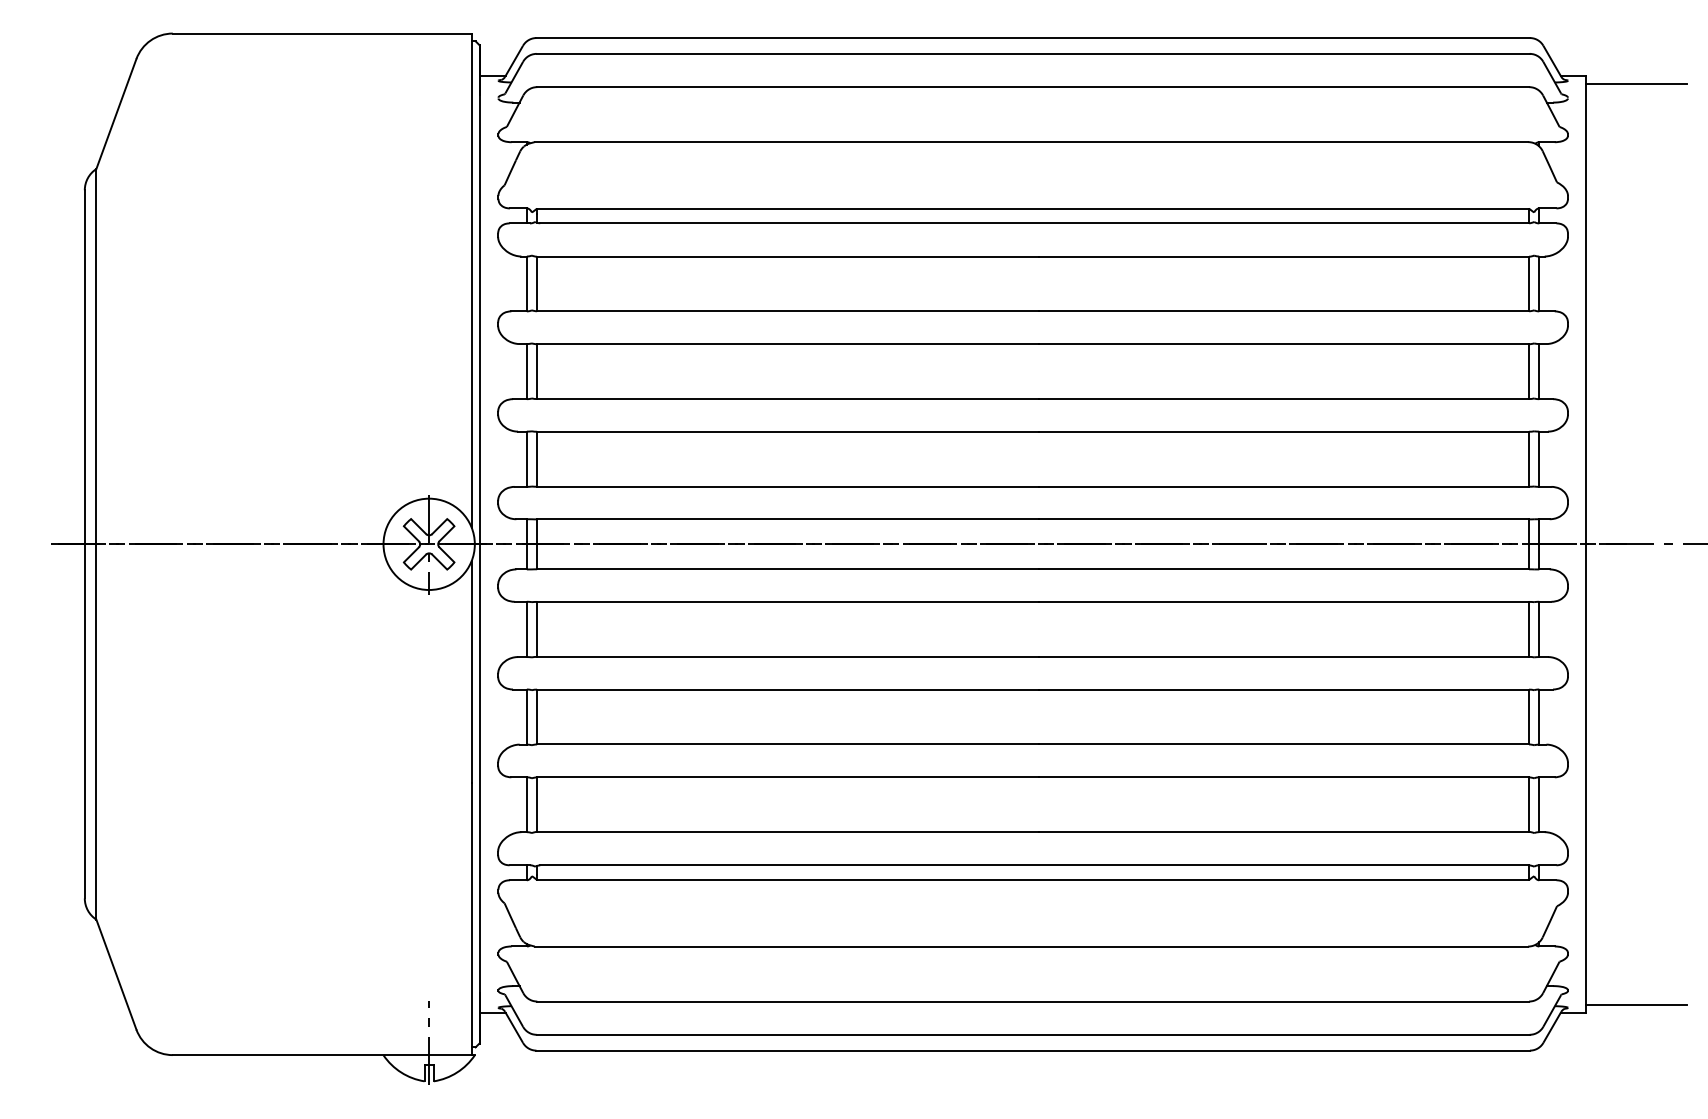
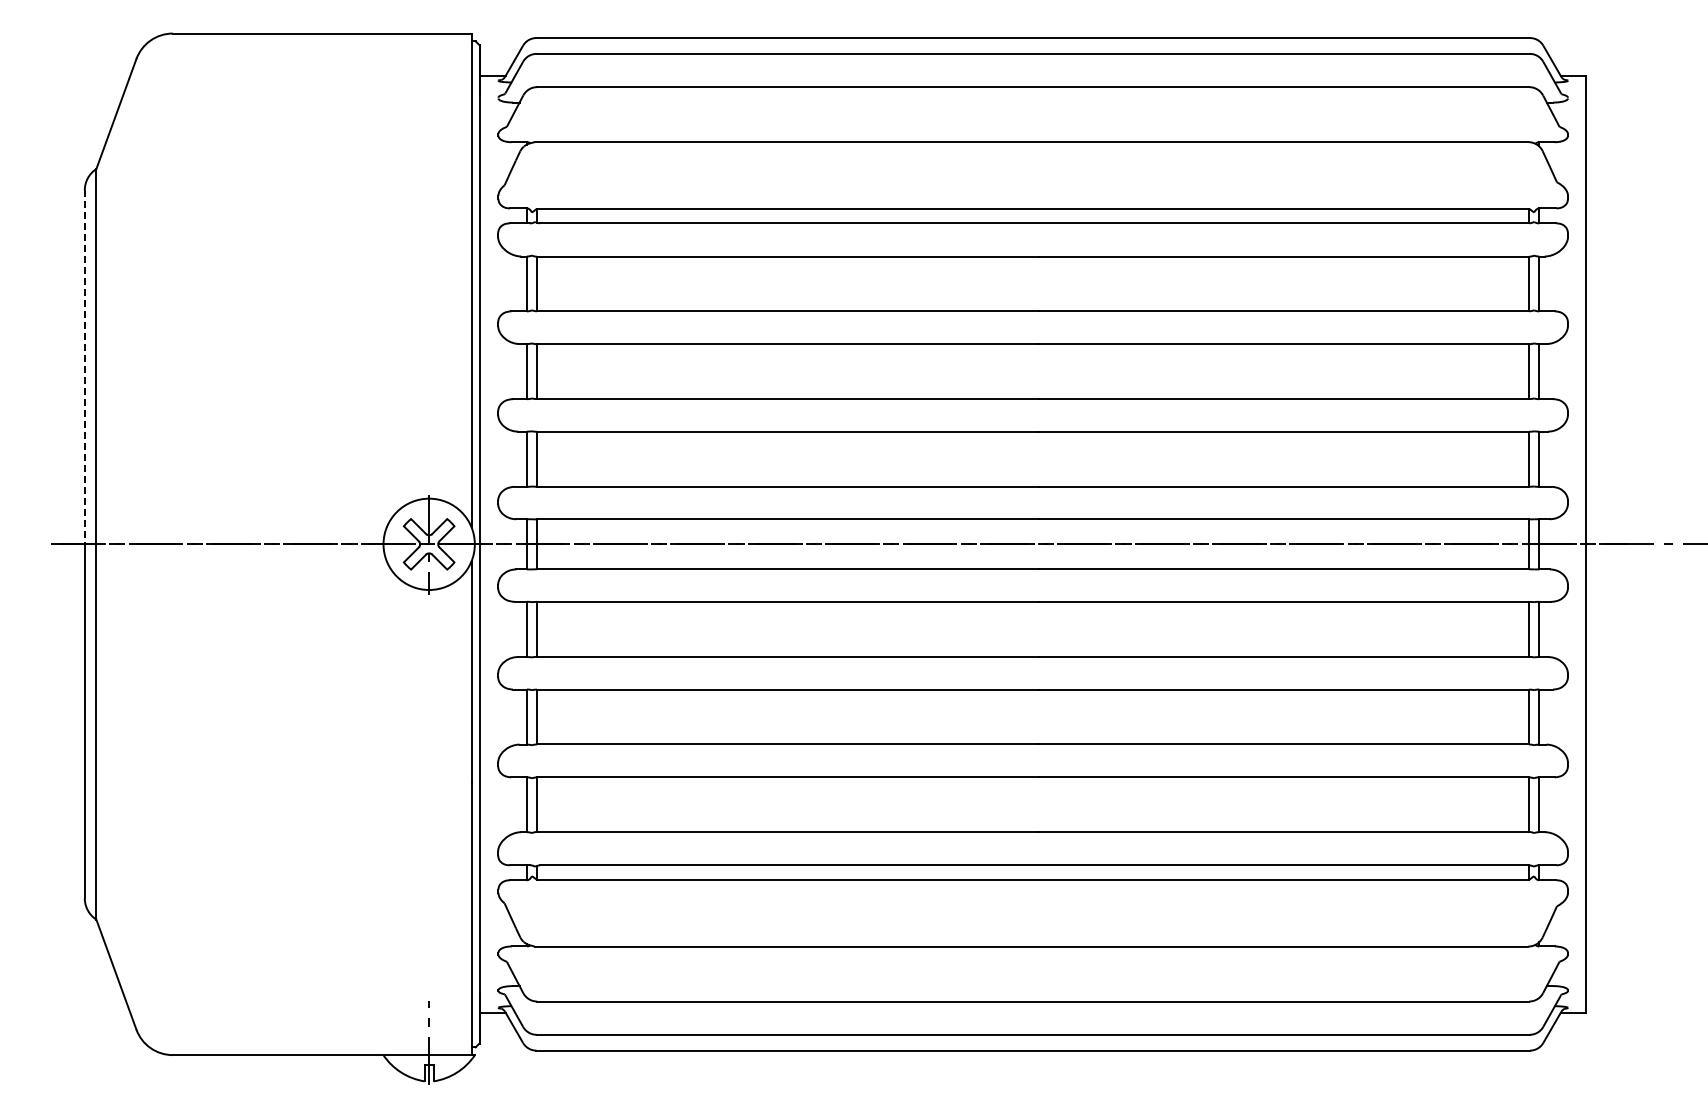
line: present -> none (1636, 83)
line: solid -> dashed (84, 367)
line: present -> none (1636, 1004)
